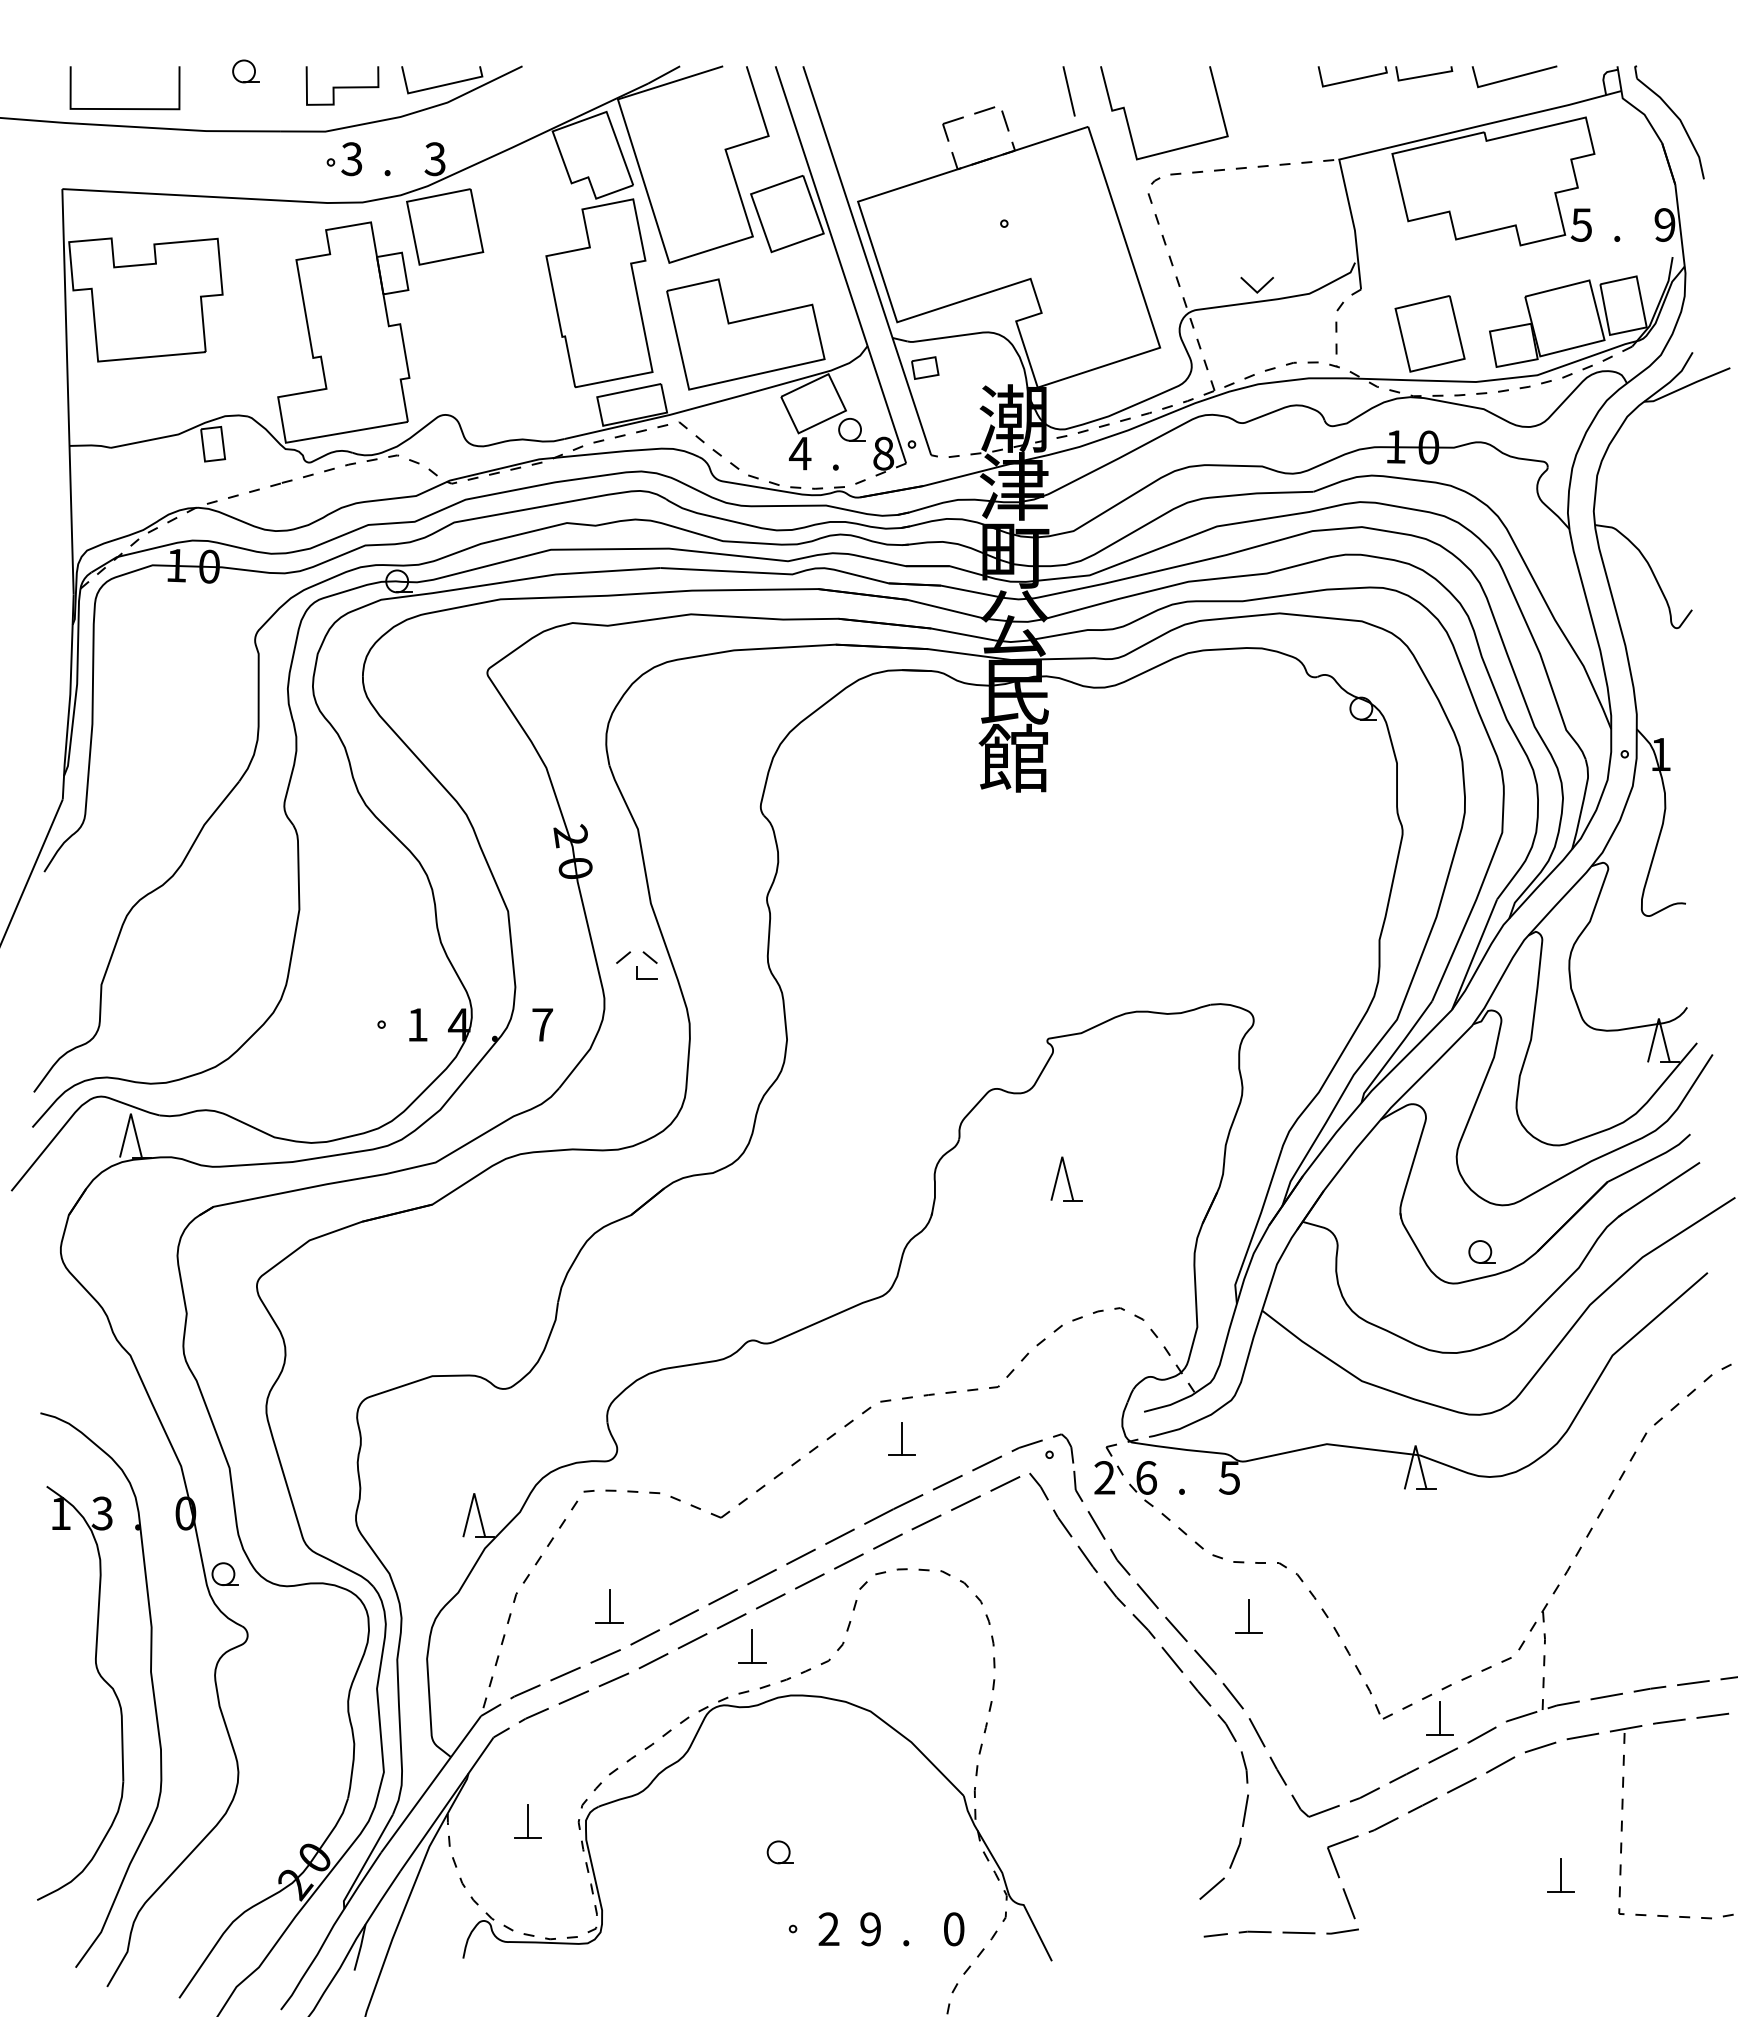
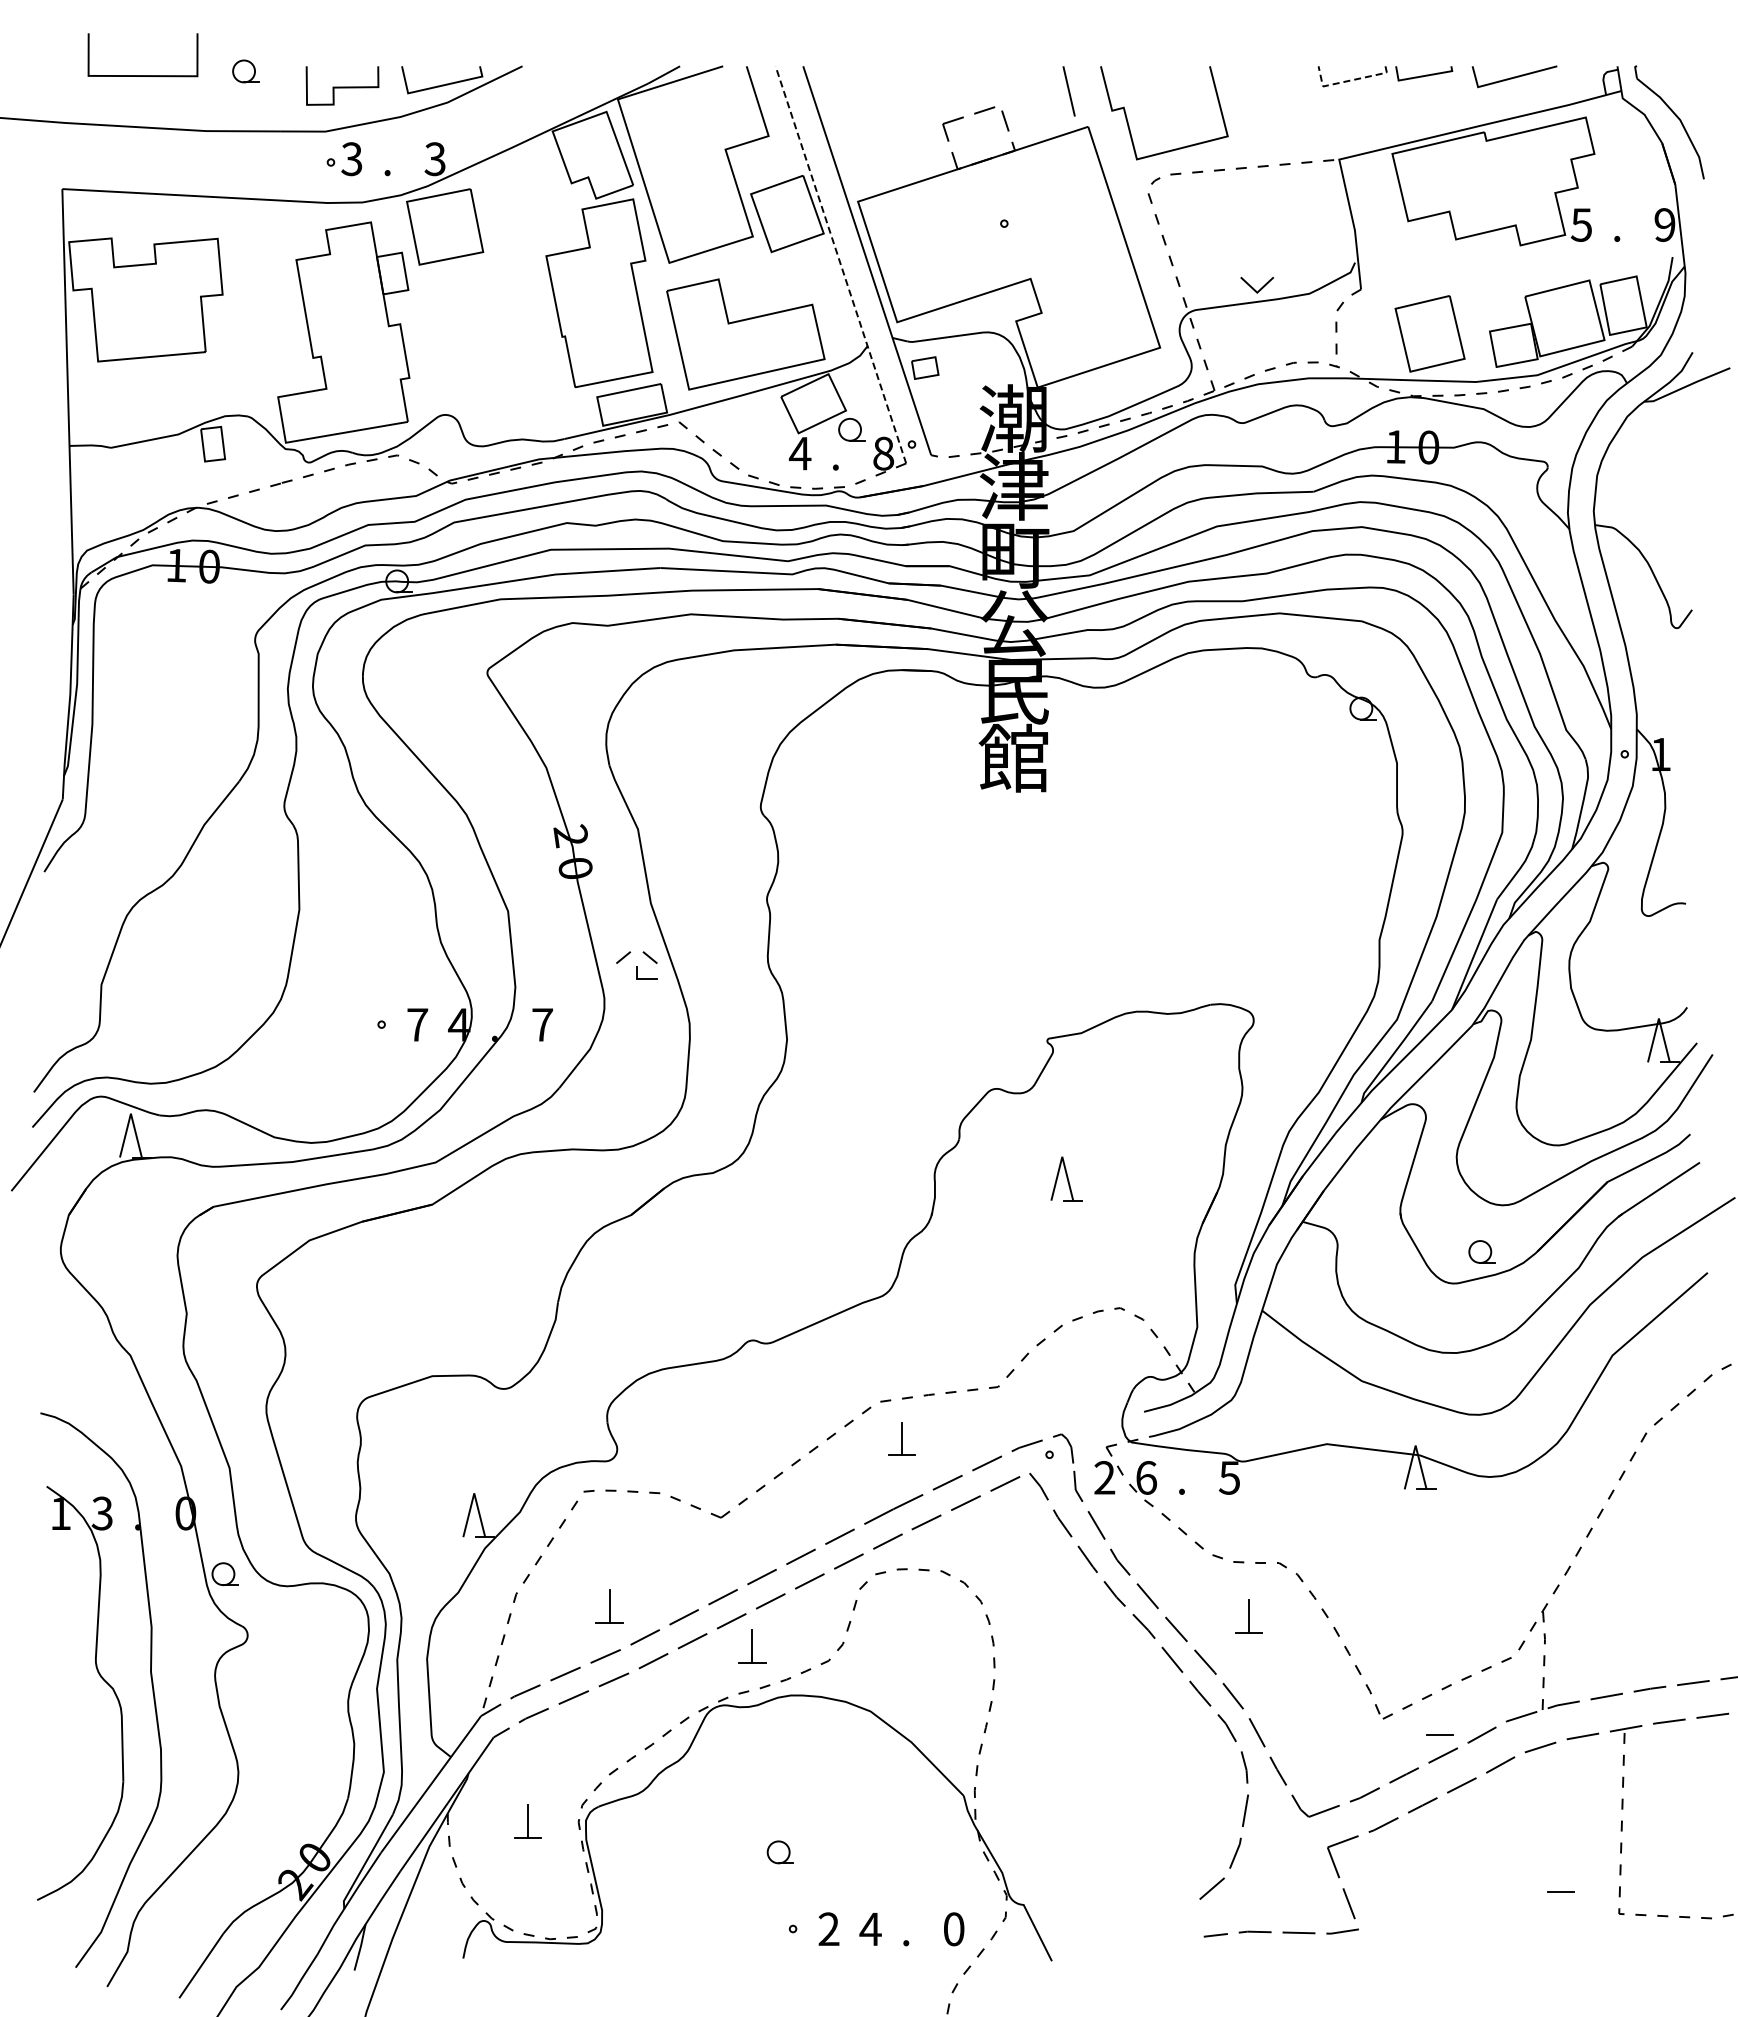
line: solid -> dashed (1348, 81)
line position: (124, 108) -> (142, 75) (142, 75)
line: solid -> dashed (840, 264)
text: 1 -> 7 (417, 1024)
line: present -> none (1439, 1717)
line: present -> none (1561, 1874)
text: 9 -> 4 (870, 1929)
